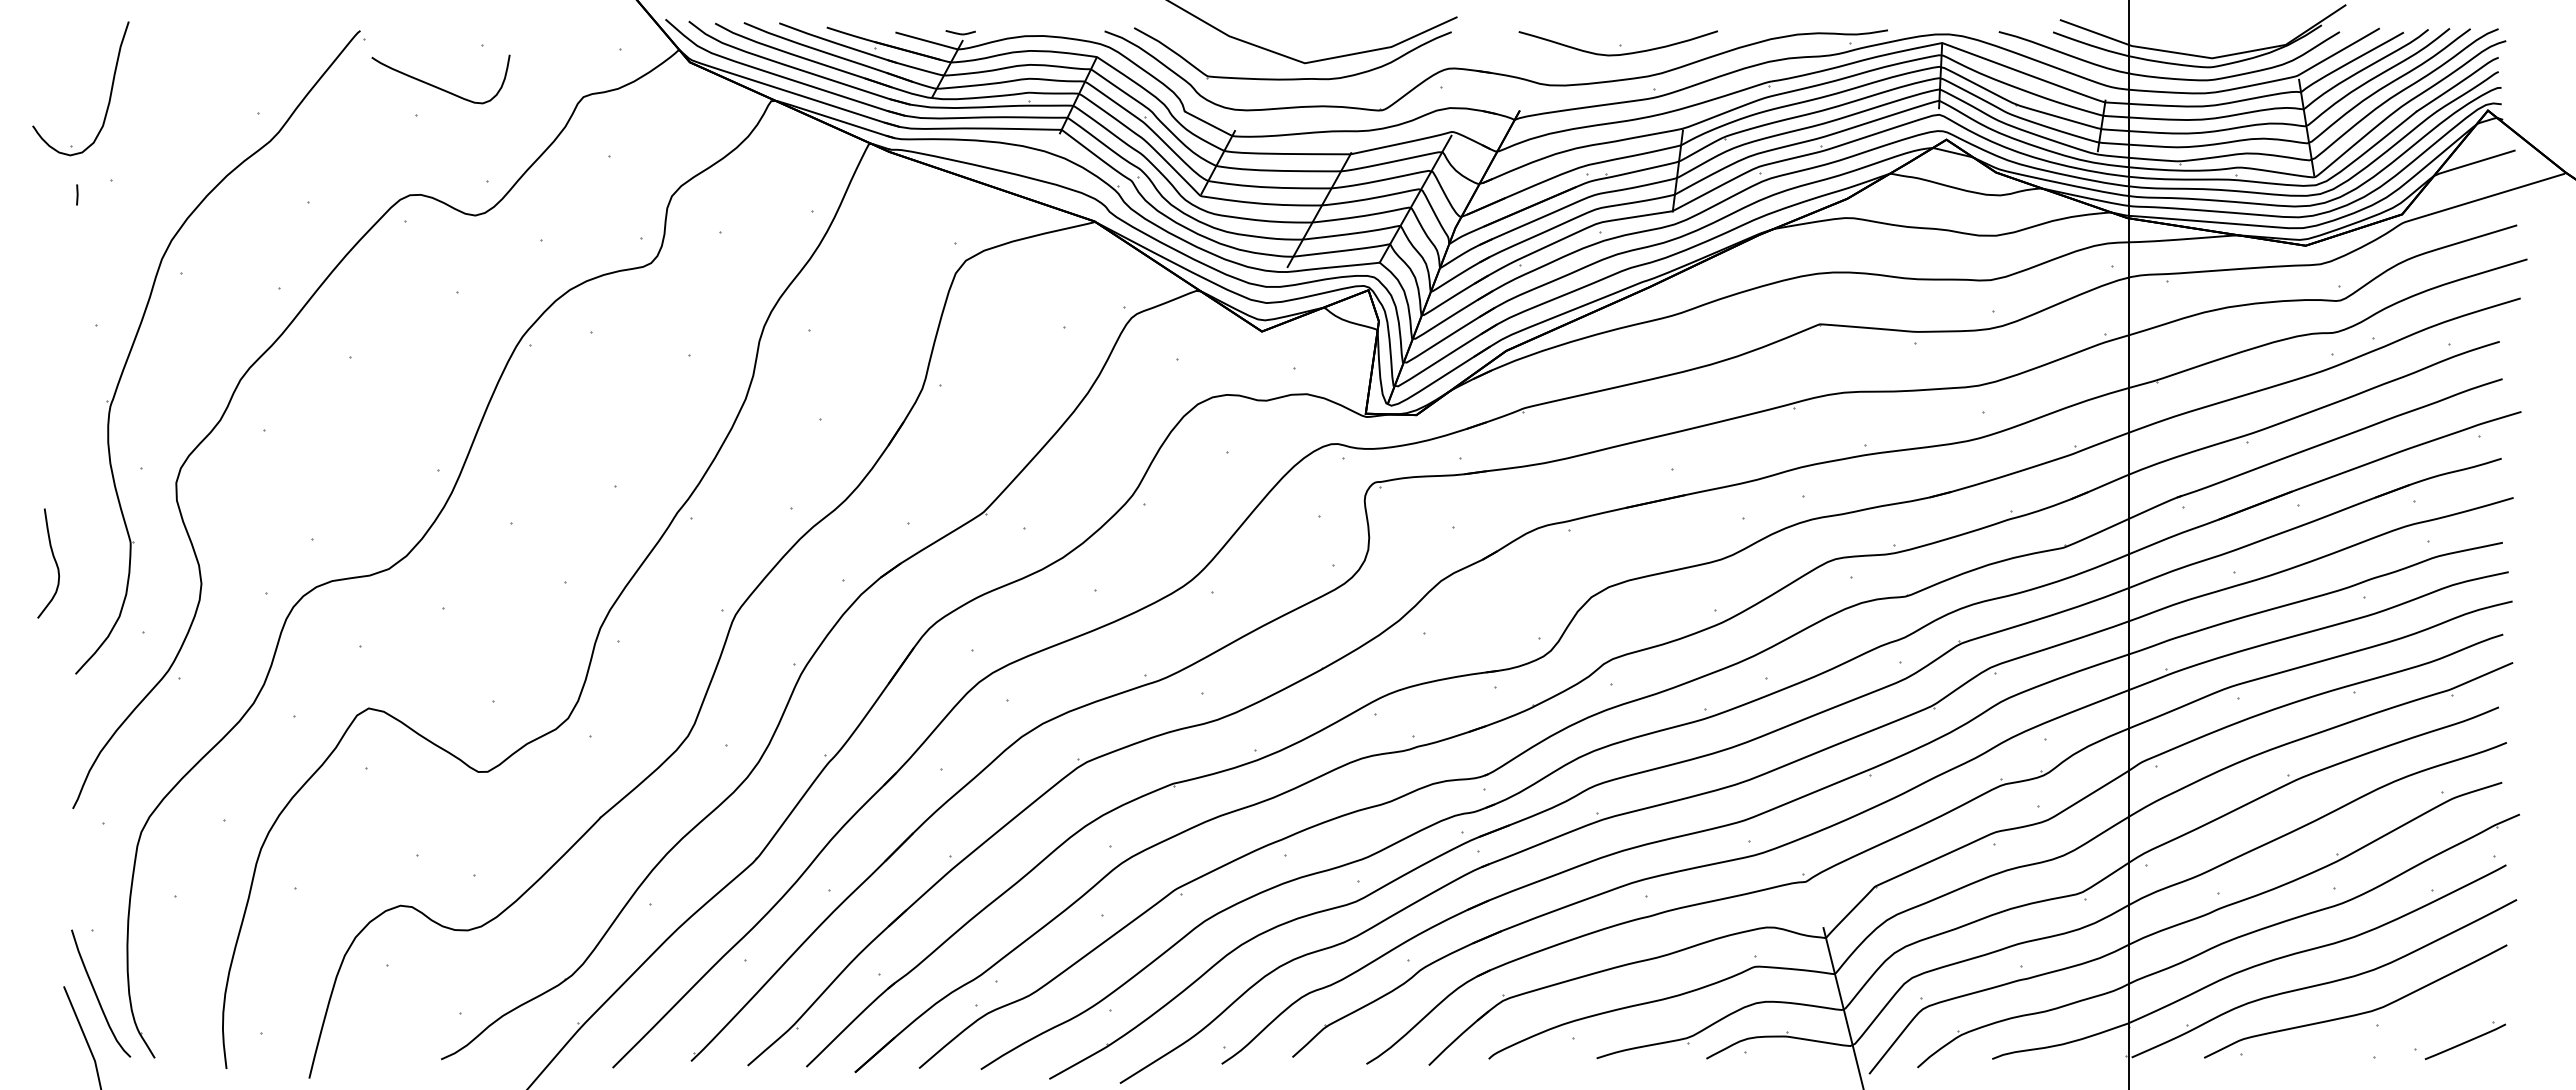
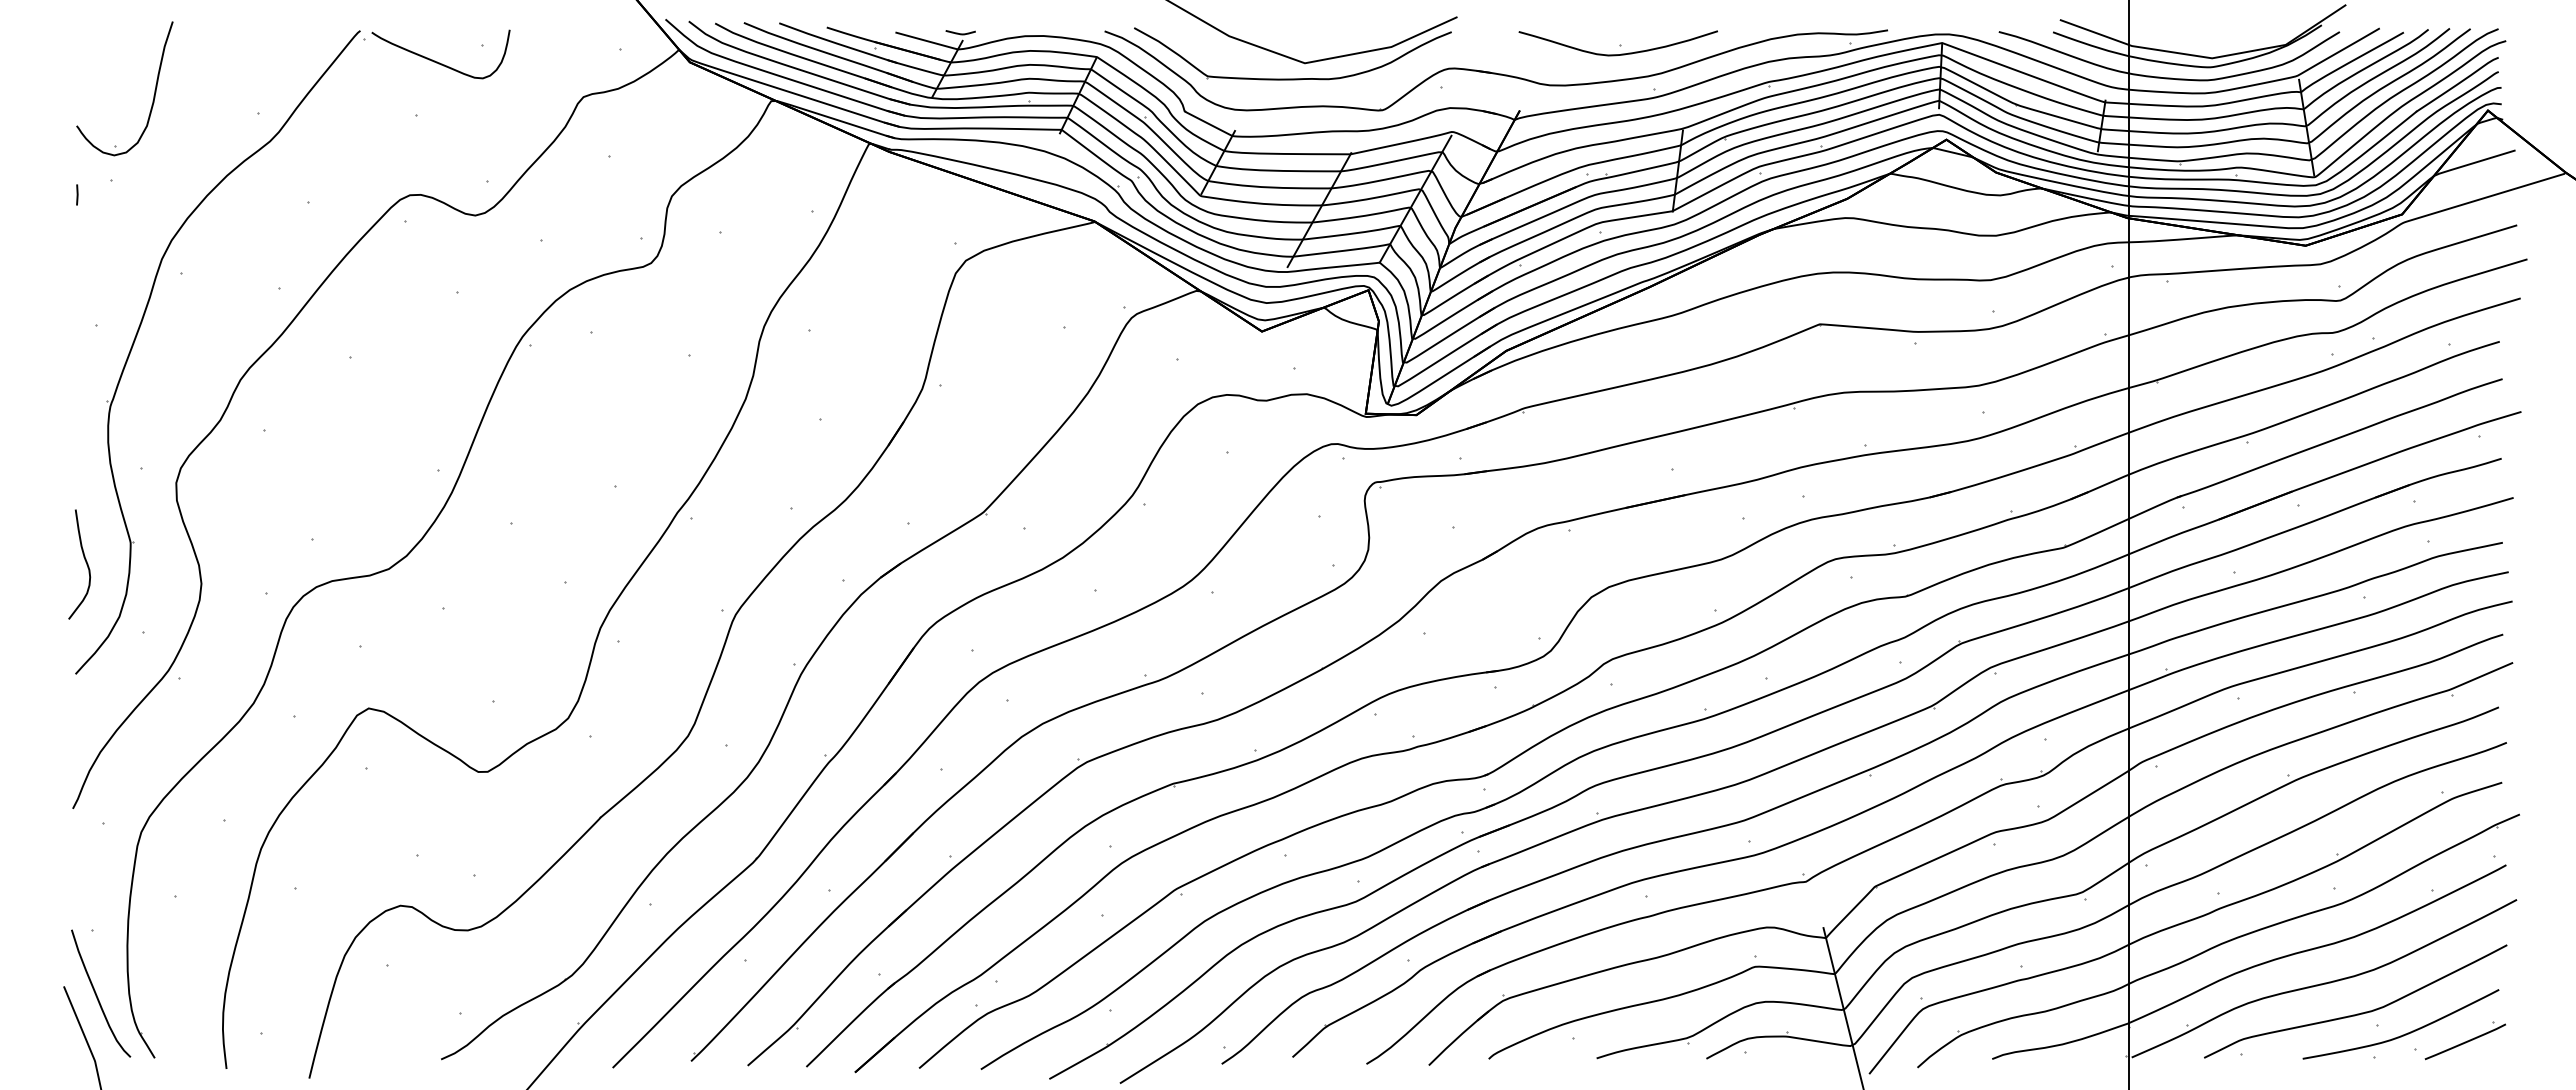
curve position: (437, 86) -> (437, 61) (437, 61)
part position: (109, 95) -> (153, 95) (153, 95)
curve position: (54, 561) -> (85, 562) (85, 562)
curve: none -> present (2402, 1034)
